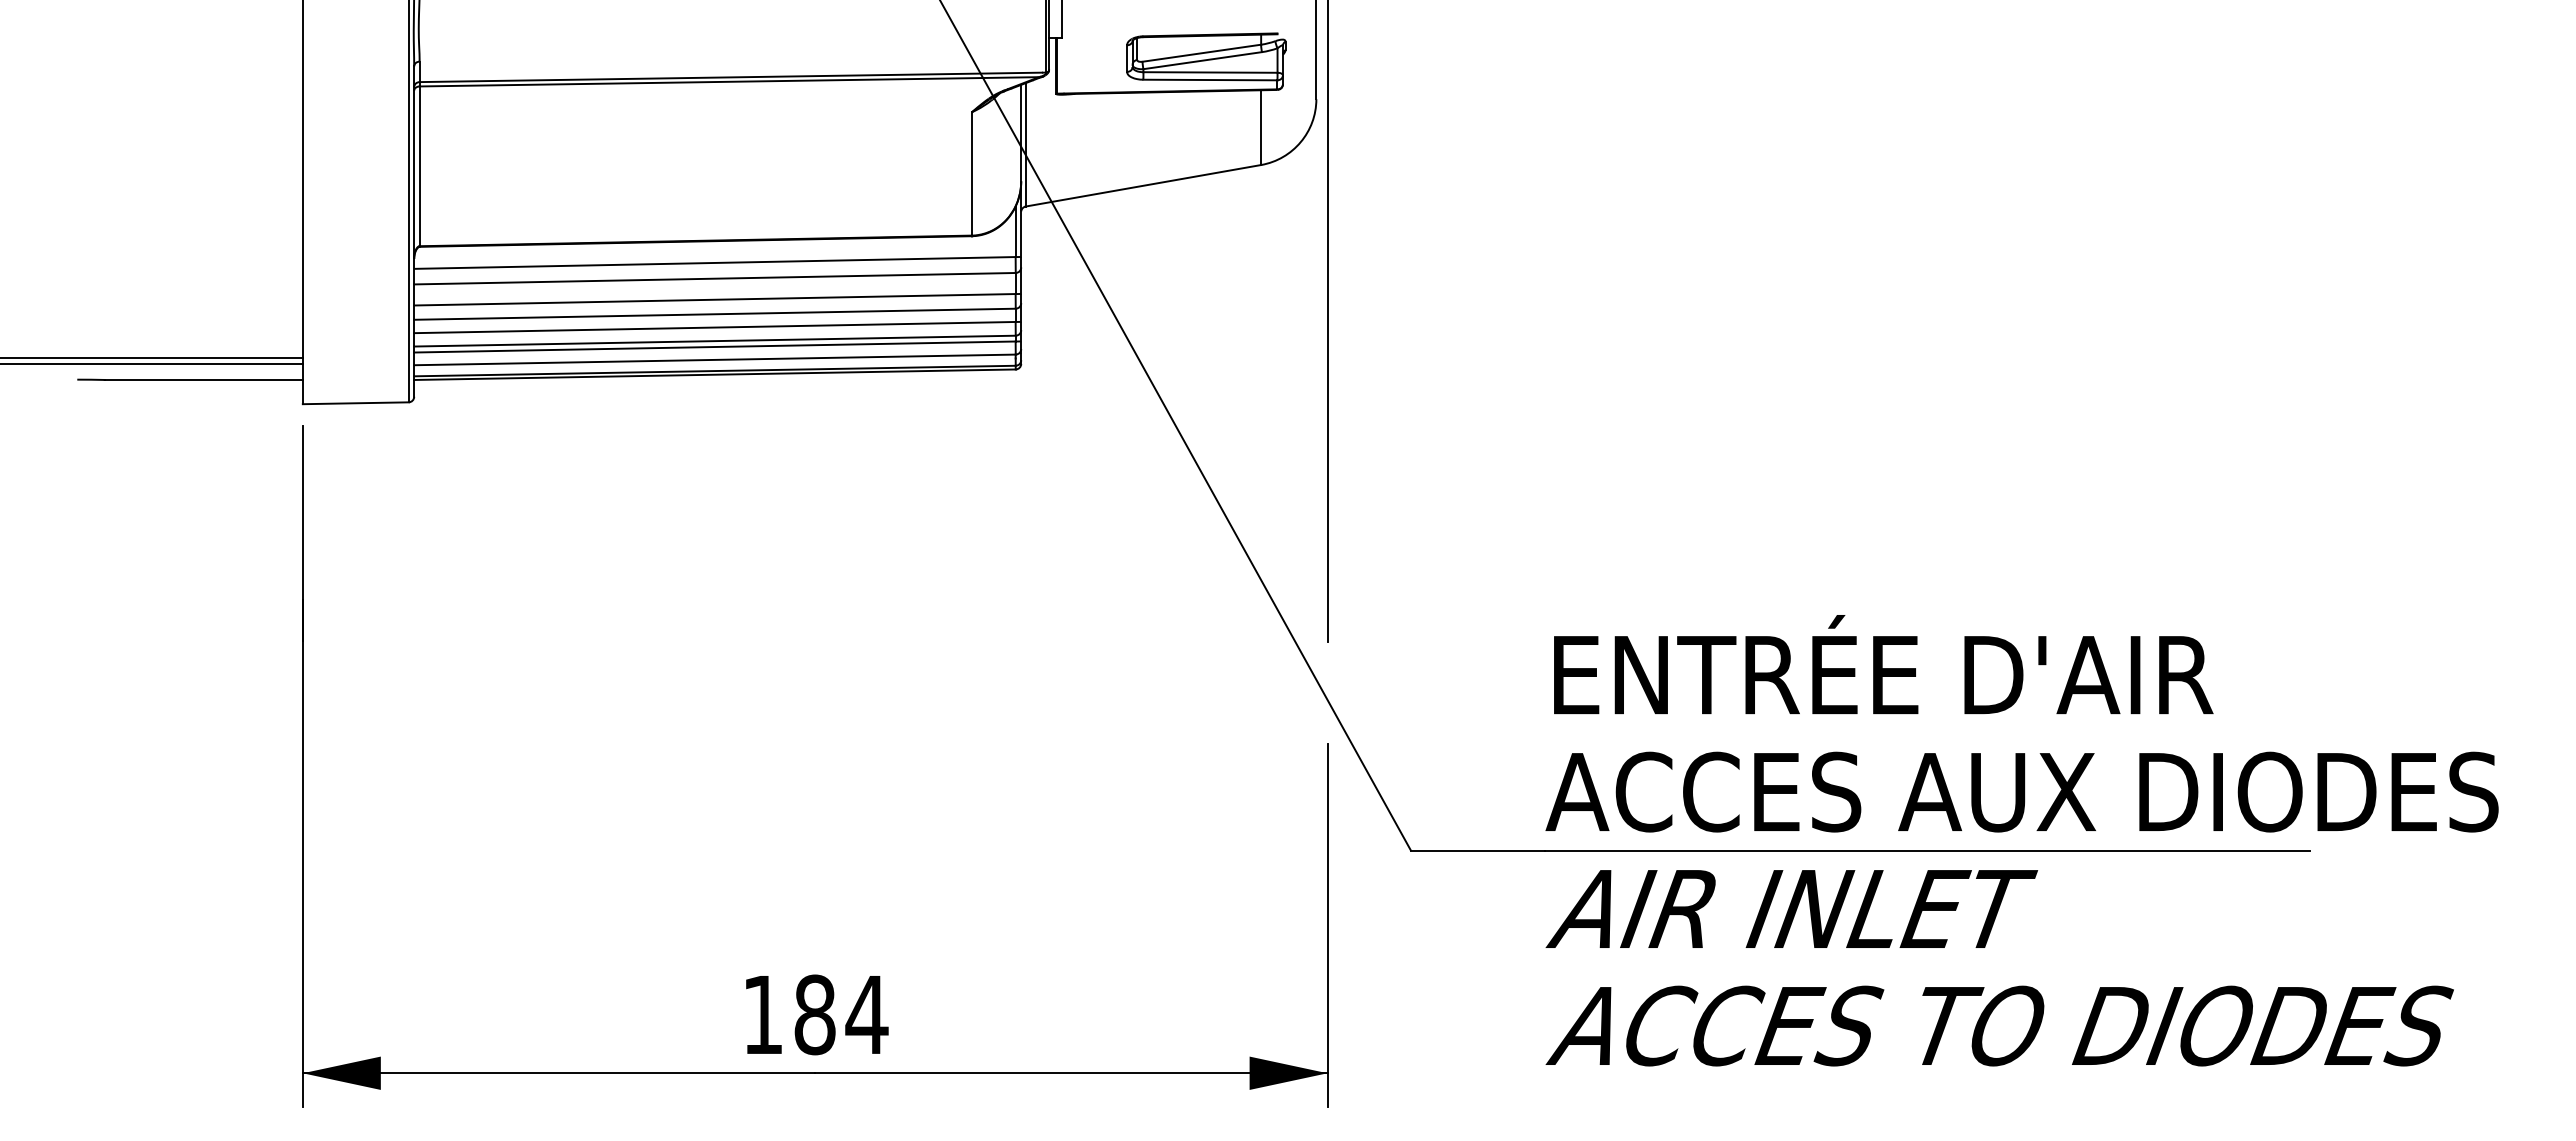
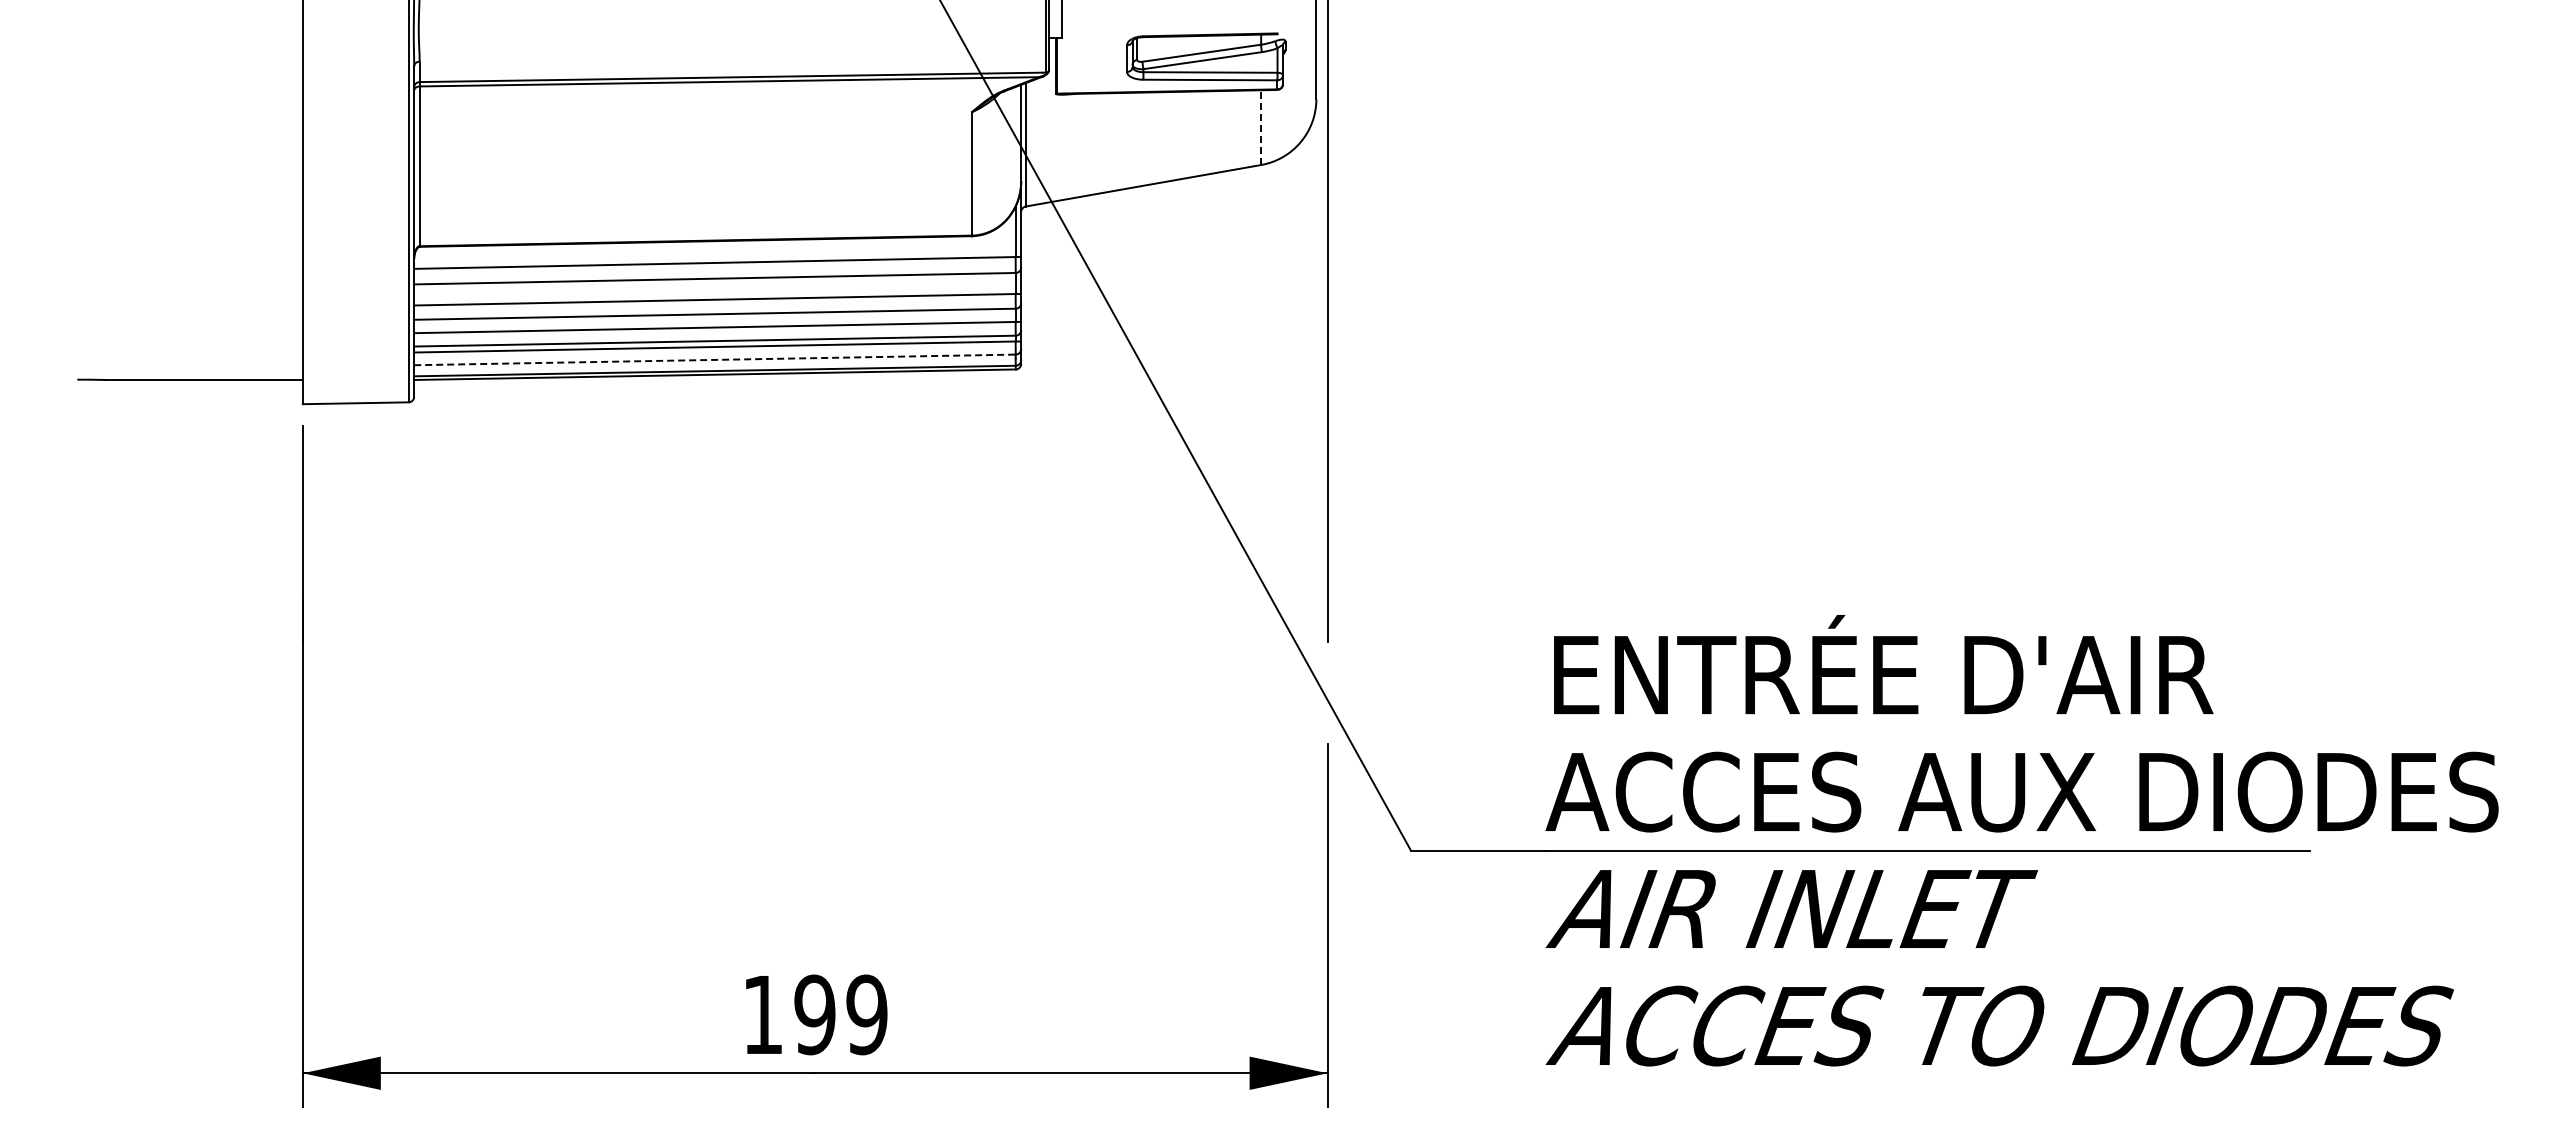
line: solid -> dashed (1261, 127)
line: present -> none (152, 357)
line: solid -> dashed (714, 359)
line: present -> none (152, 364)
text: 184 -> 199 (841, 1014)
